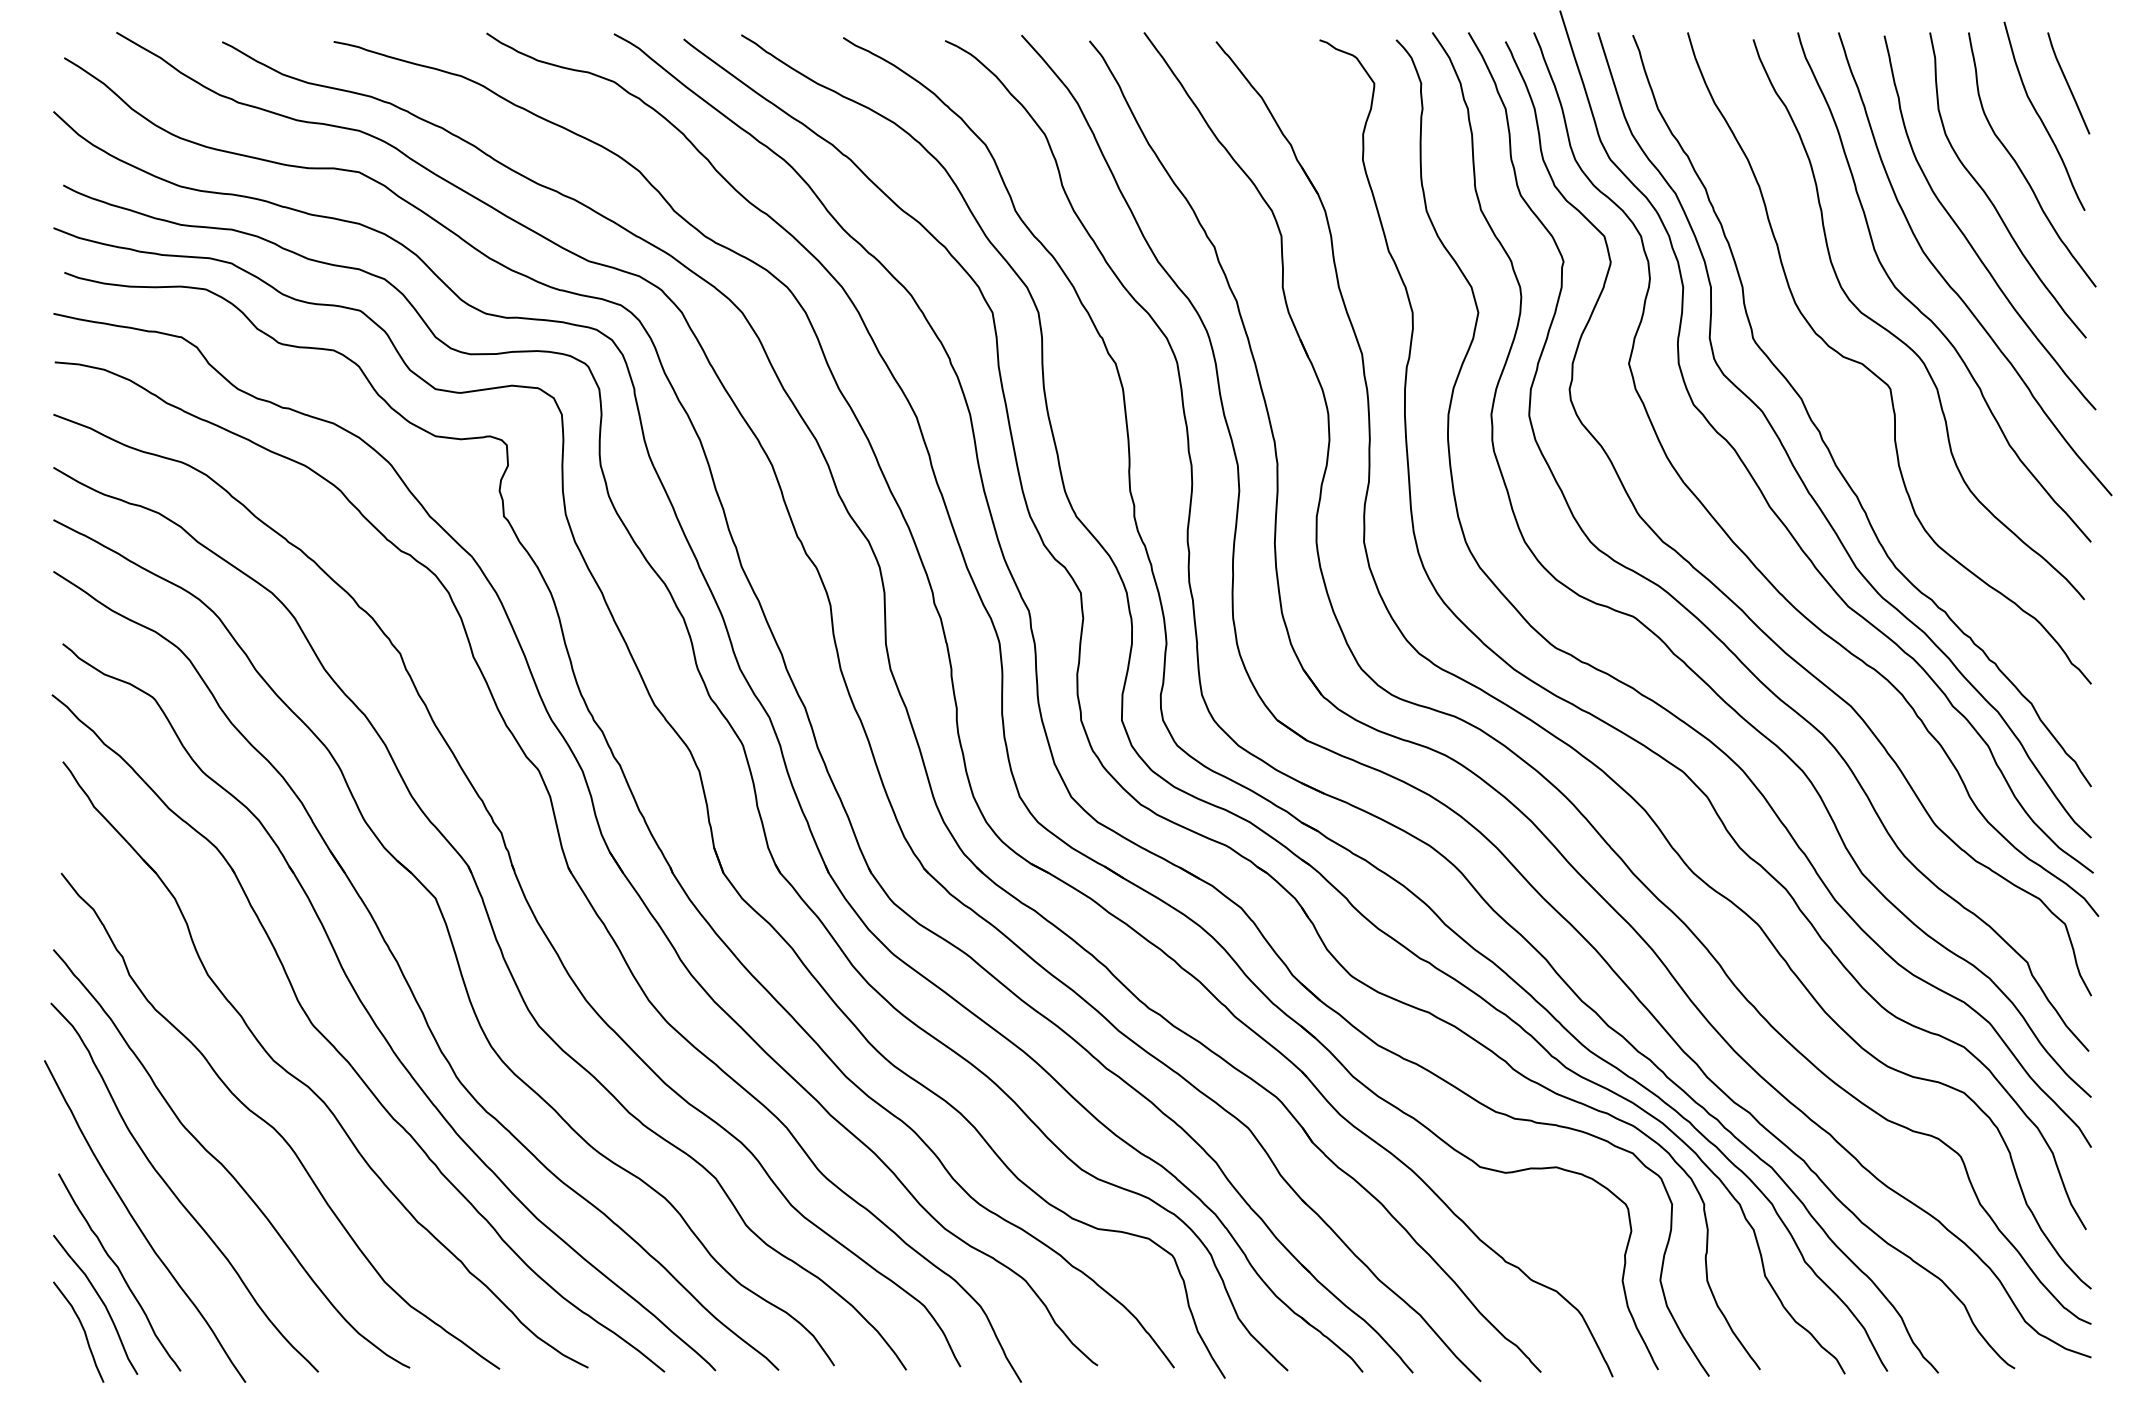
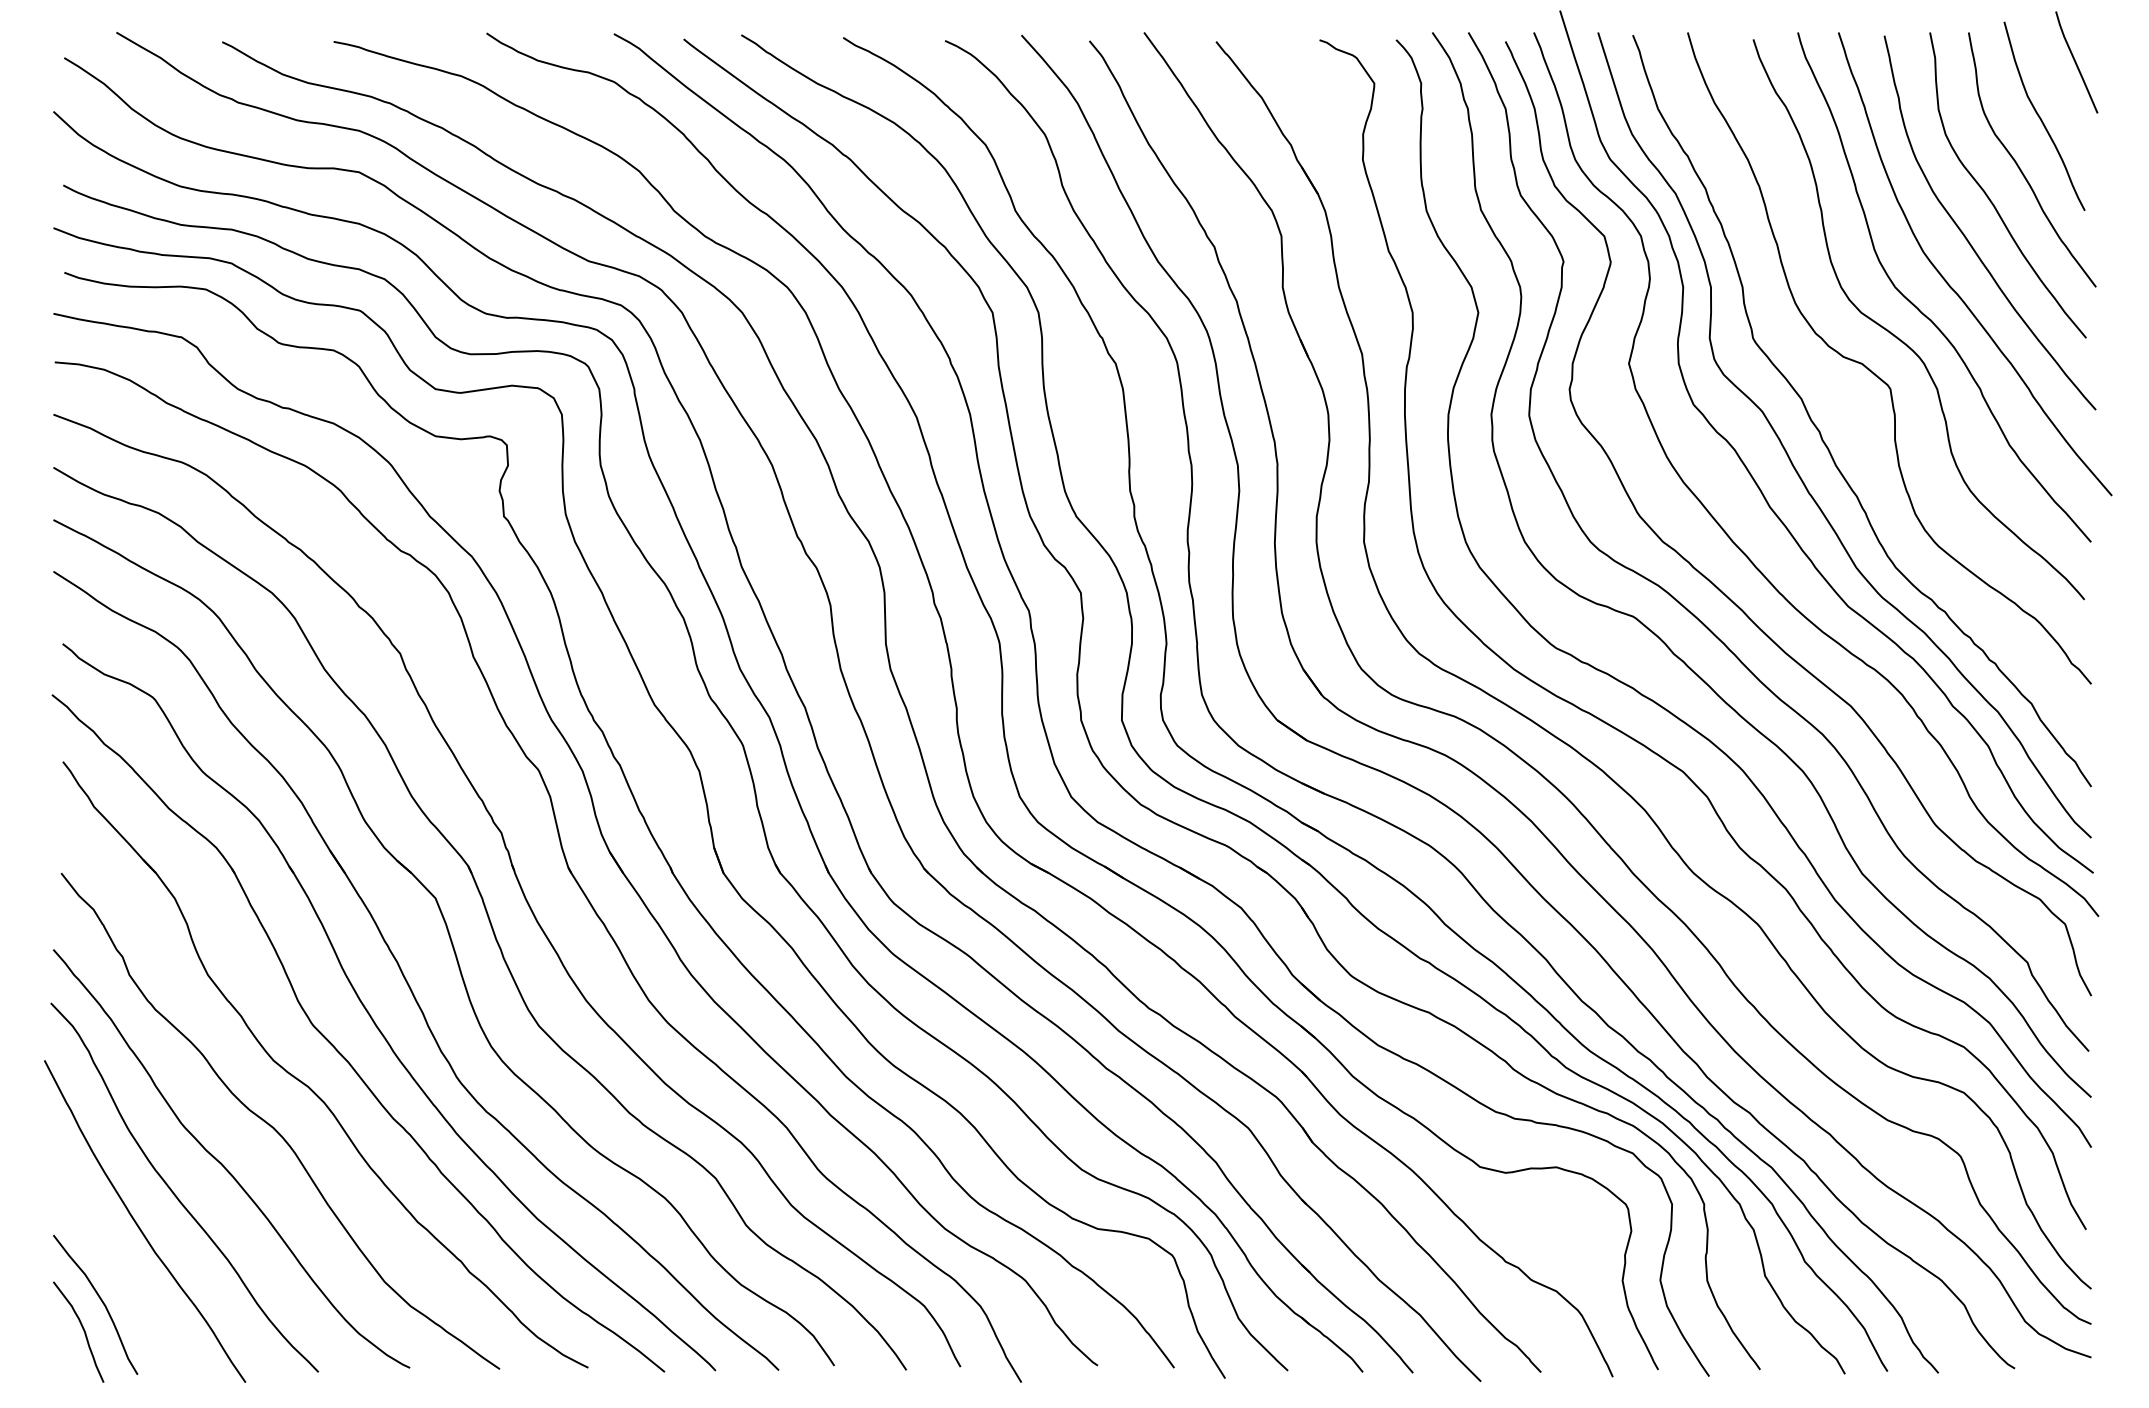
line position: (2068, 83) -> (2076, 62) (2076, 62)
curve: present -> none (119, 1272)
